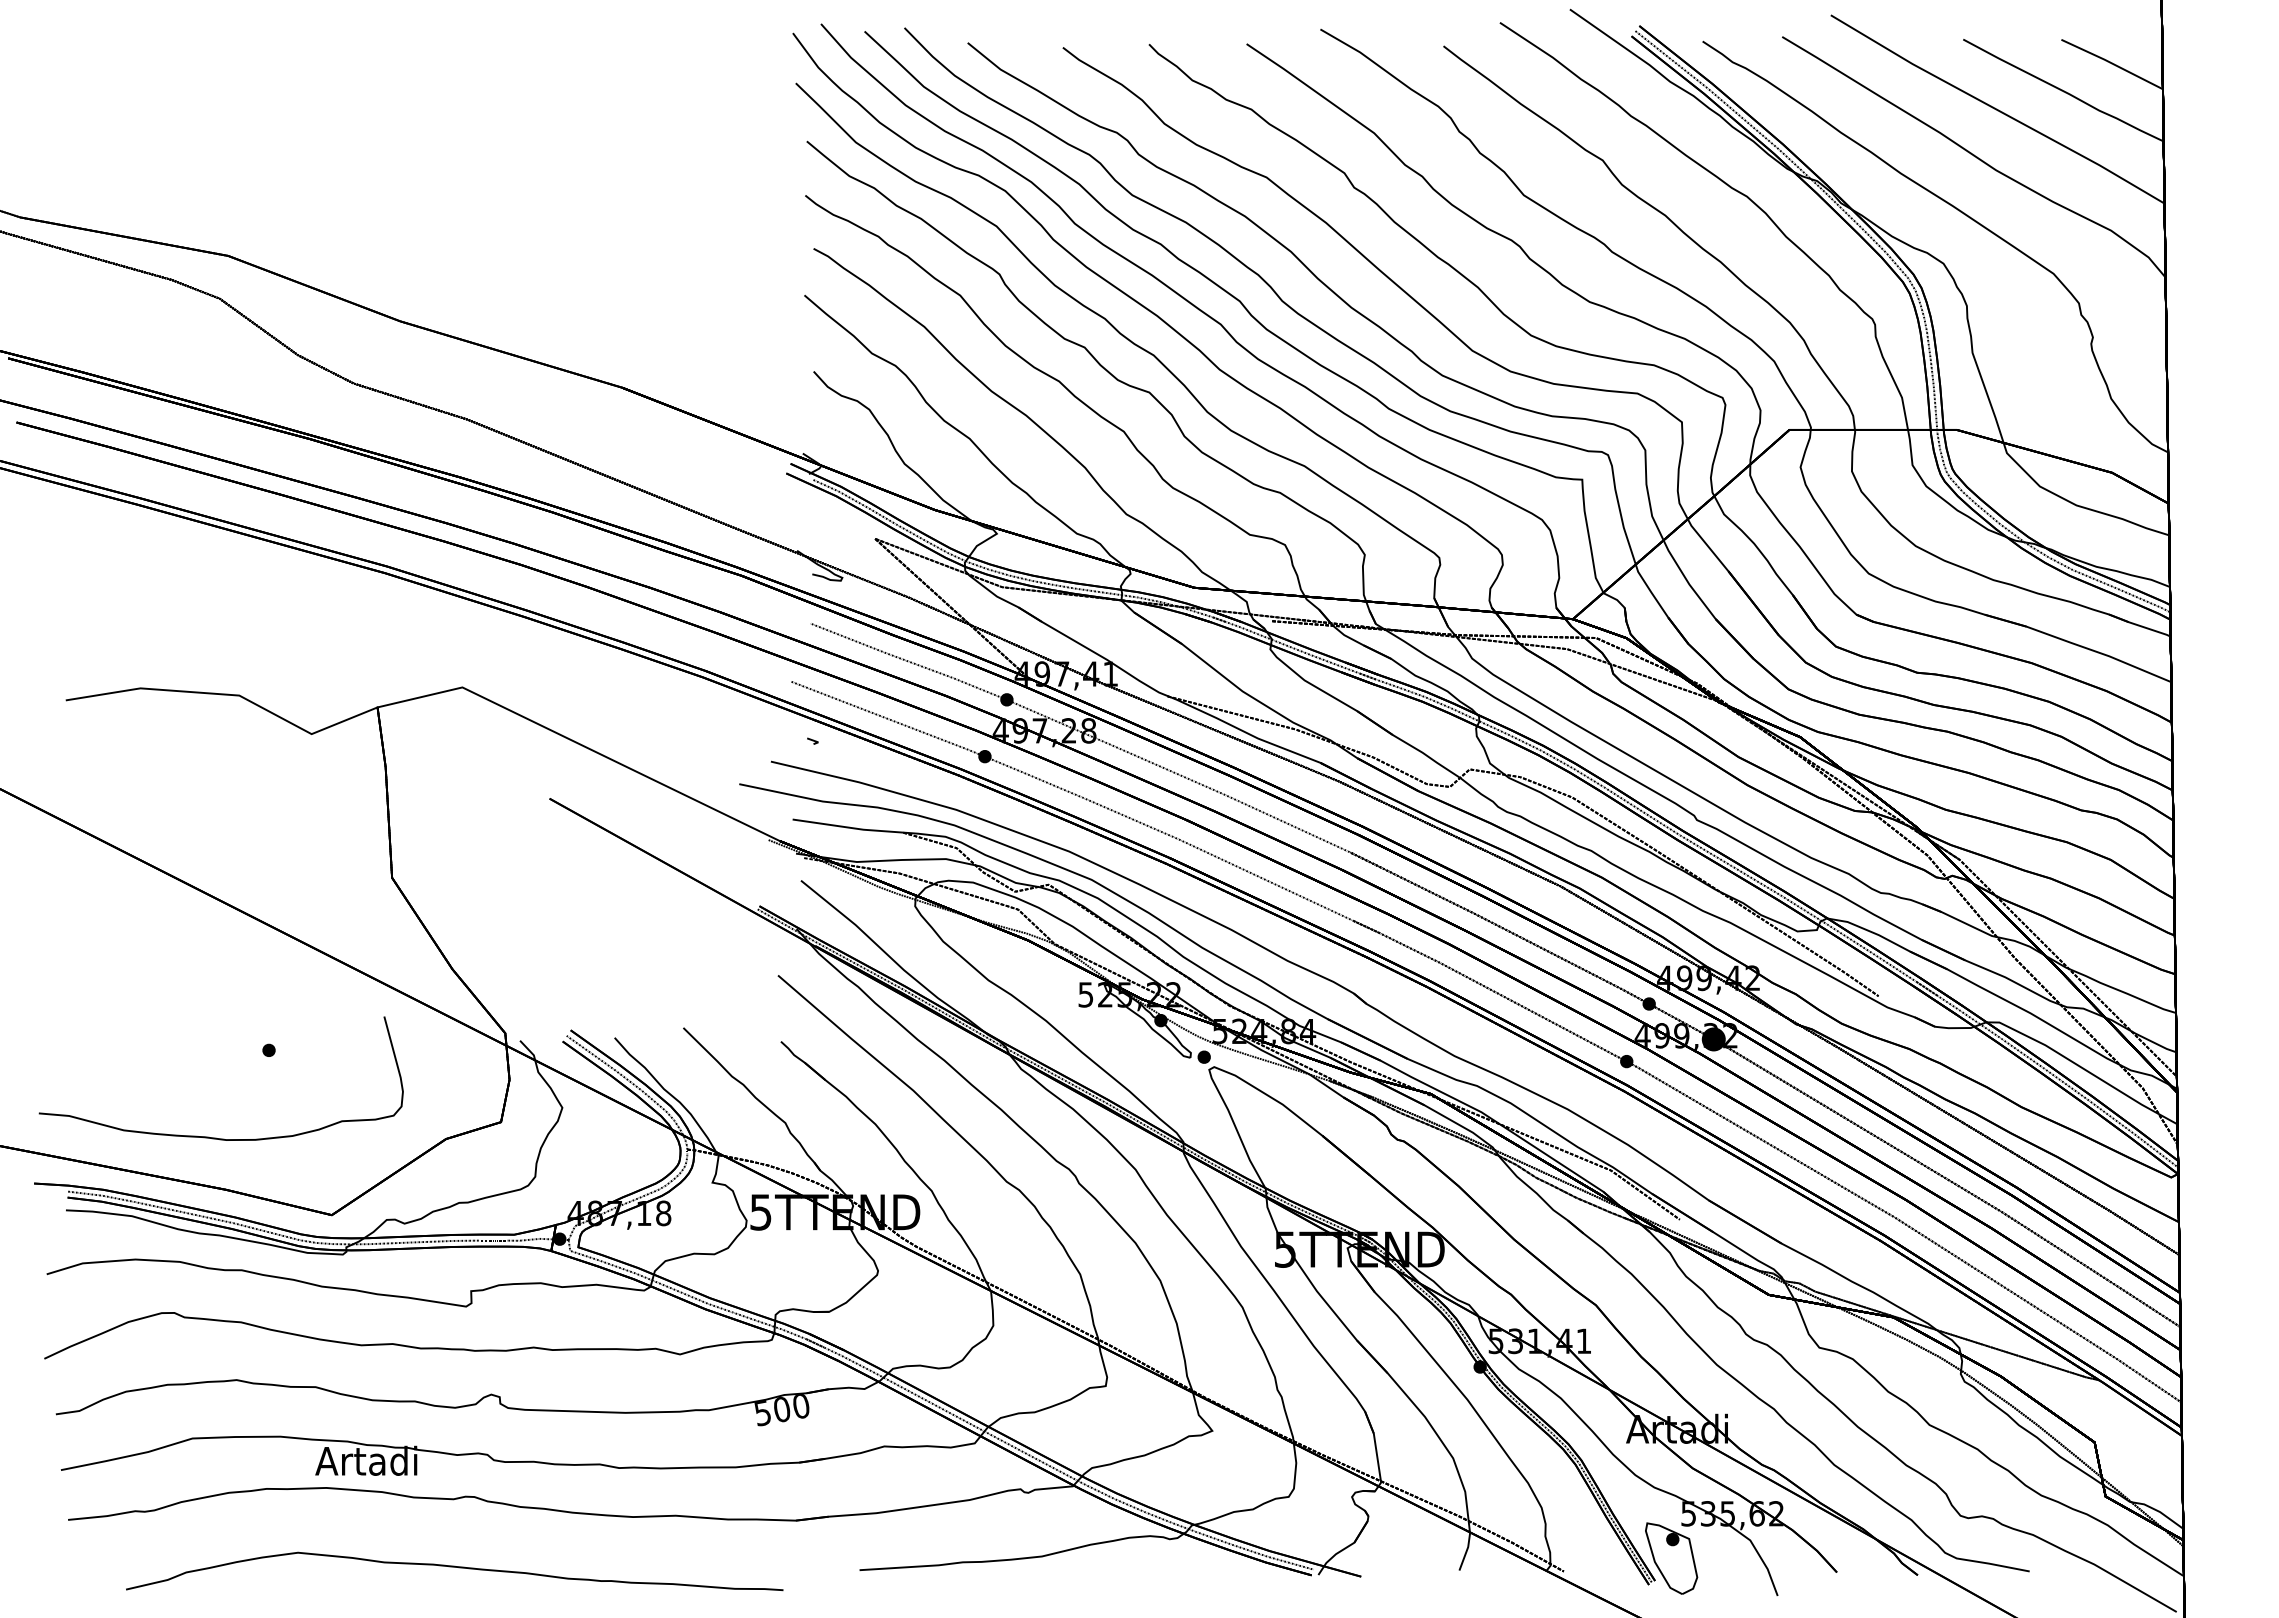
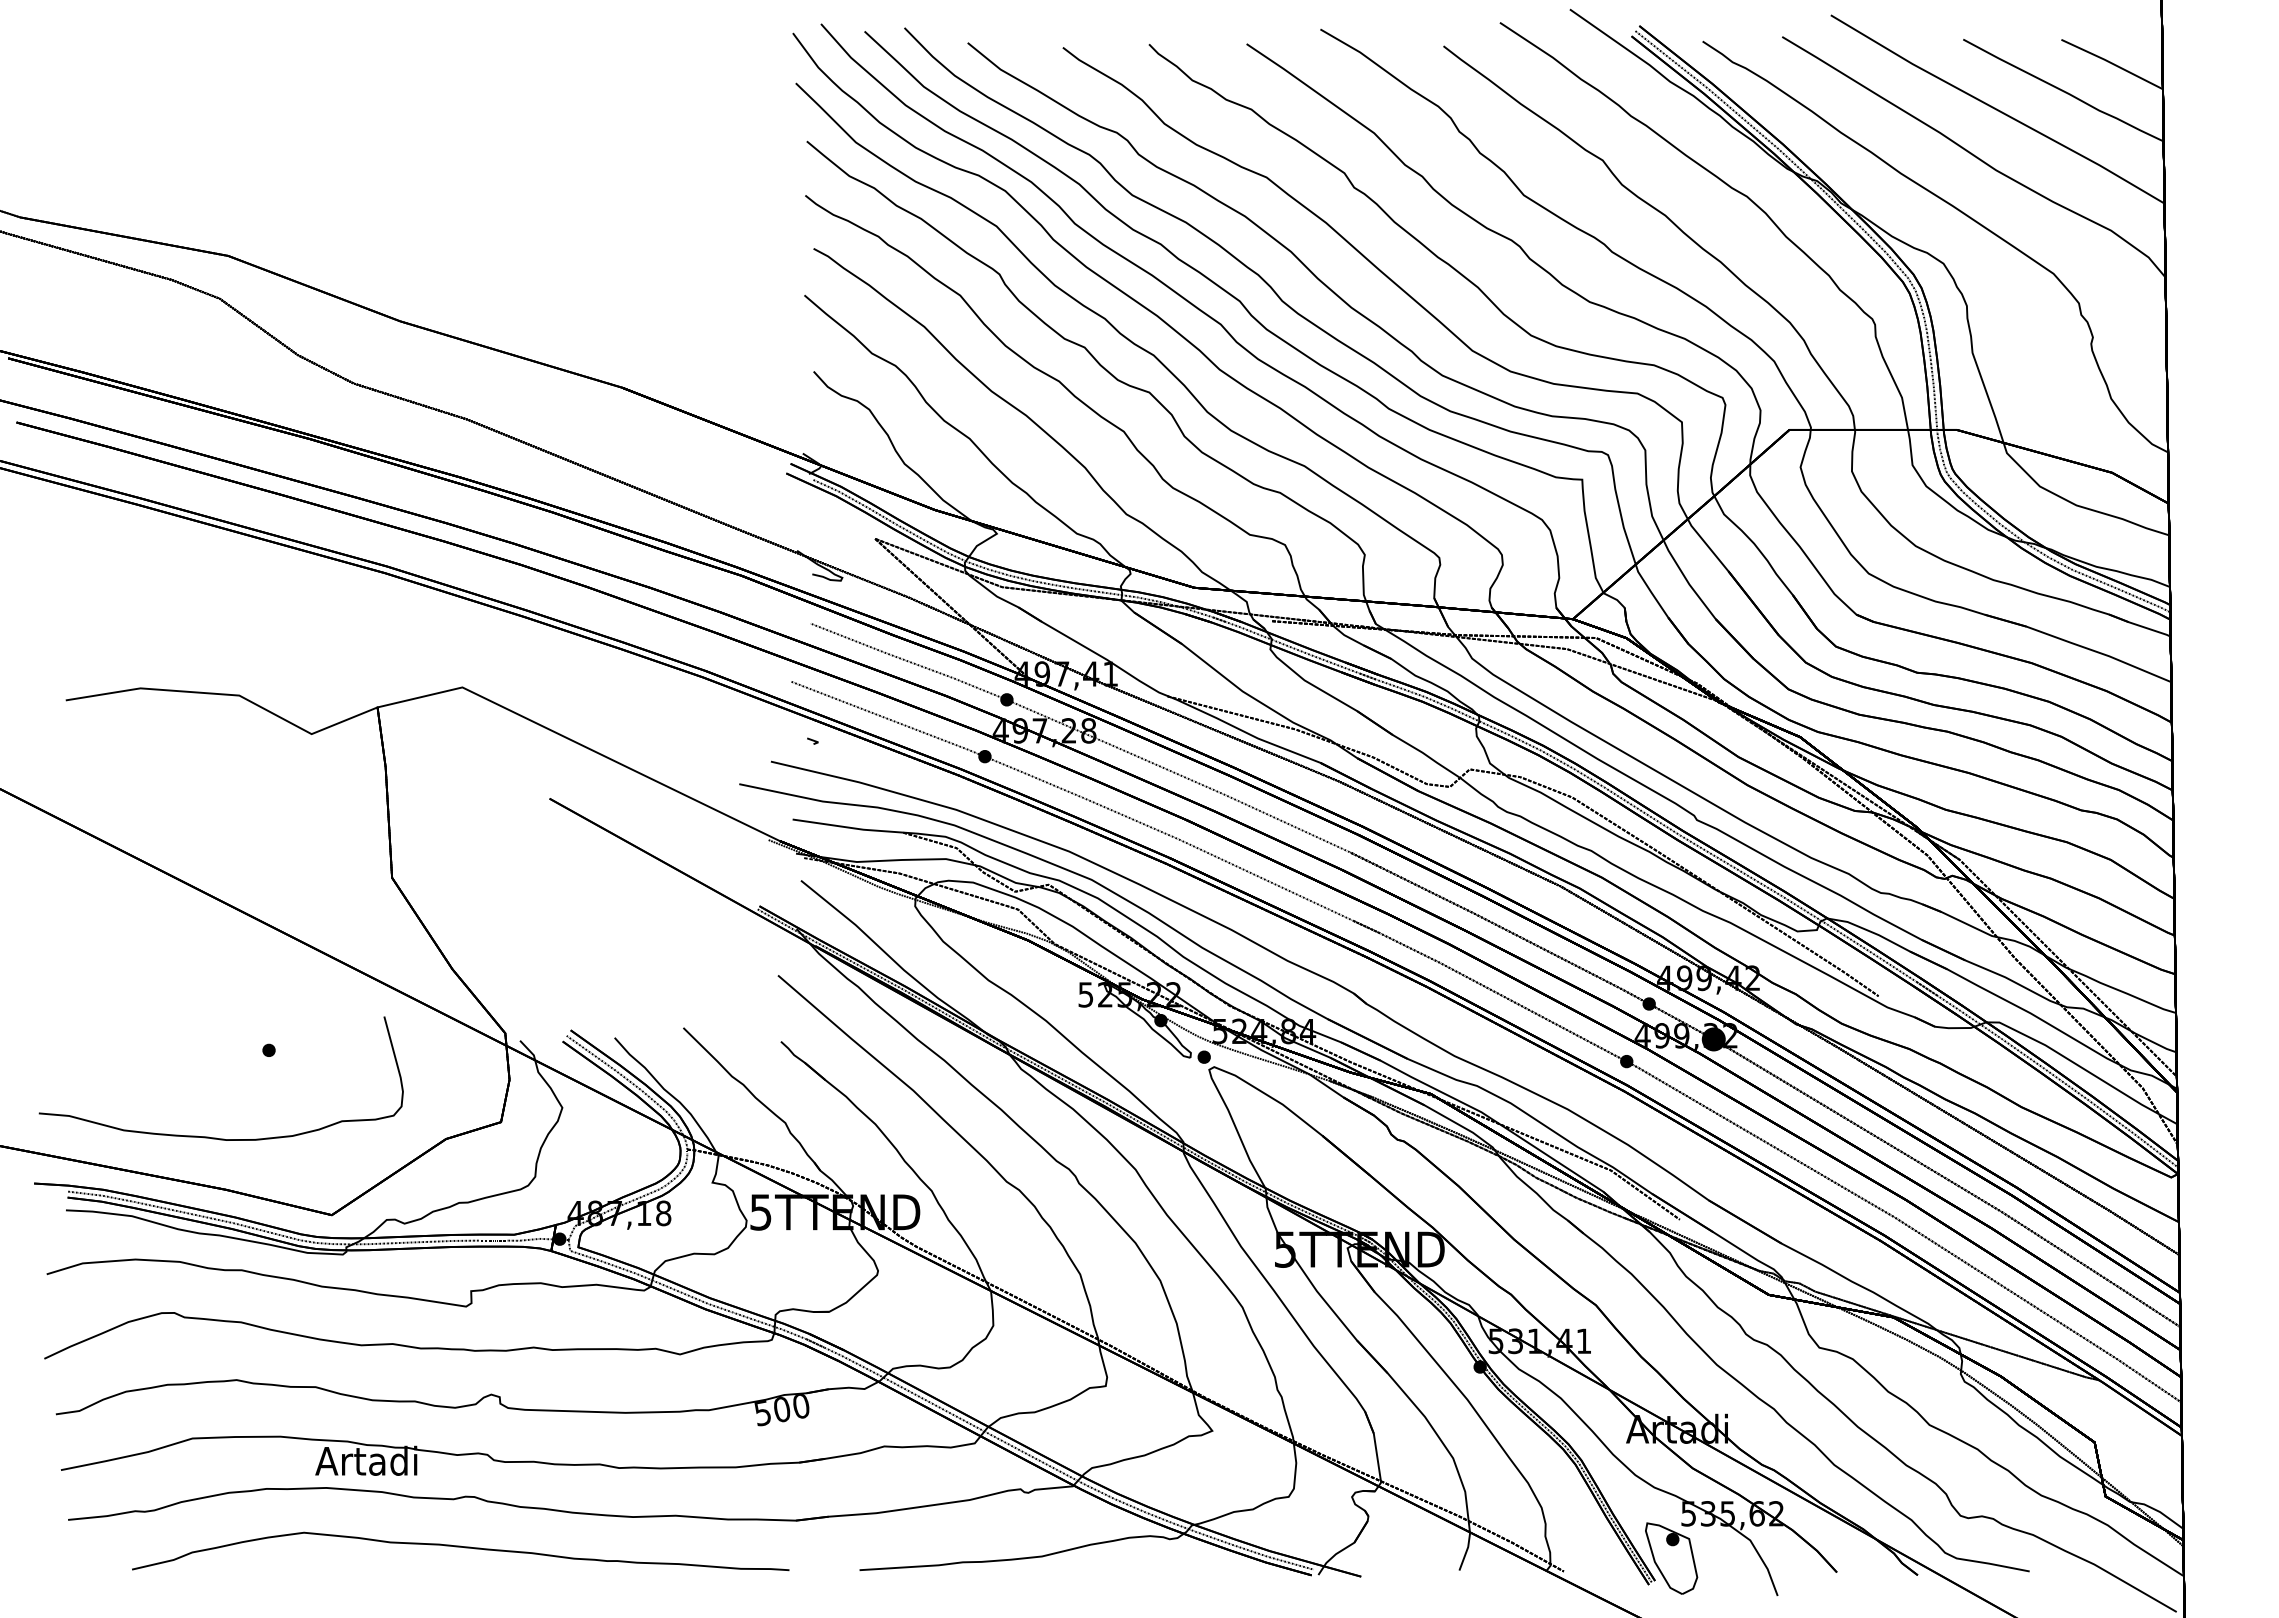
curve position: (454, 1567) -> (460, 1547) (460, 1547)
